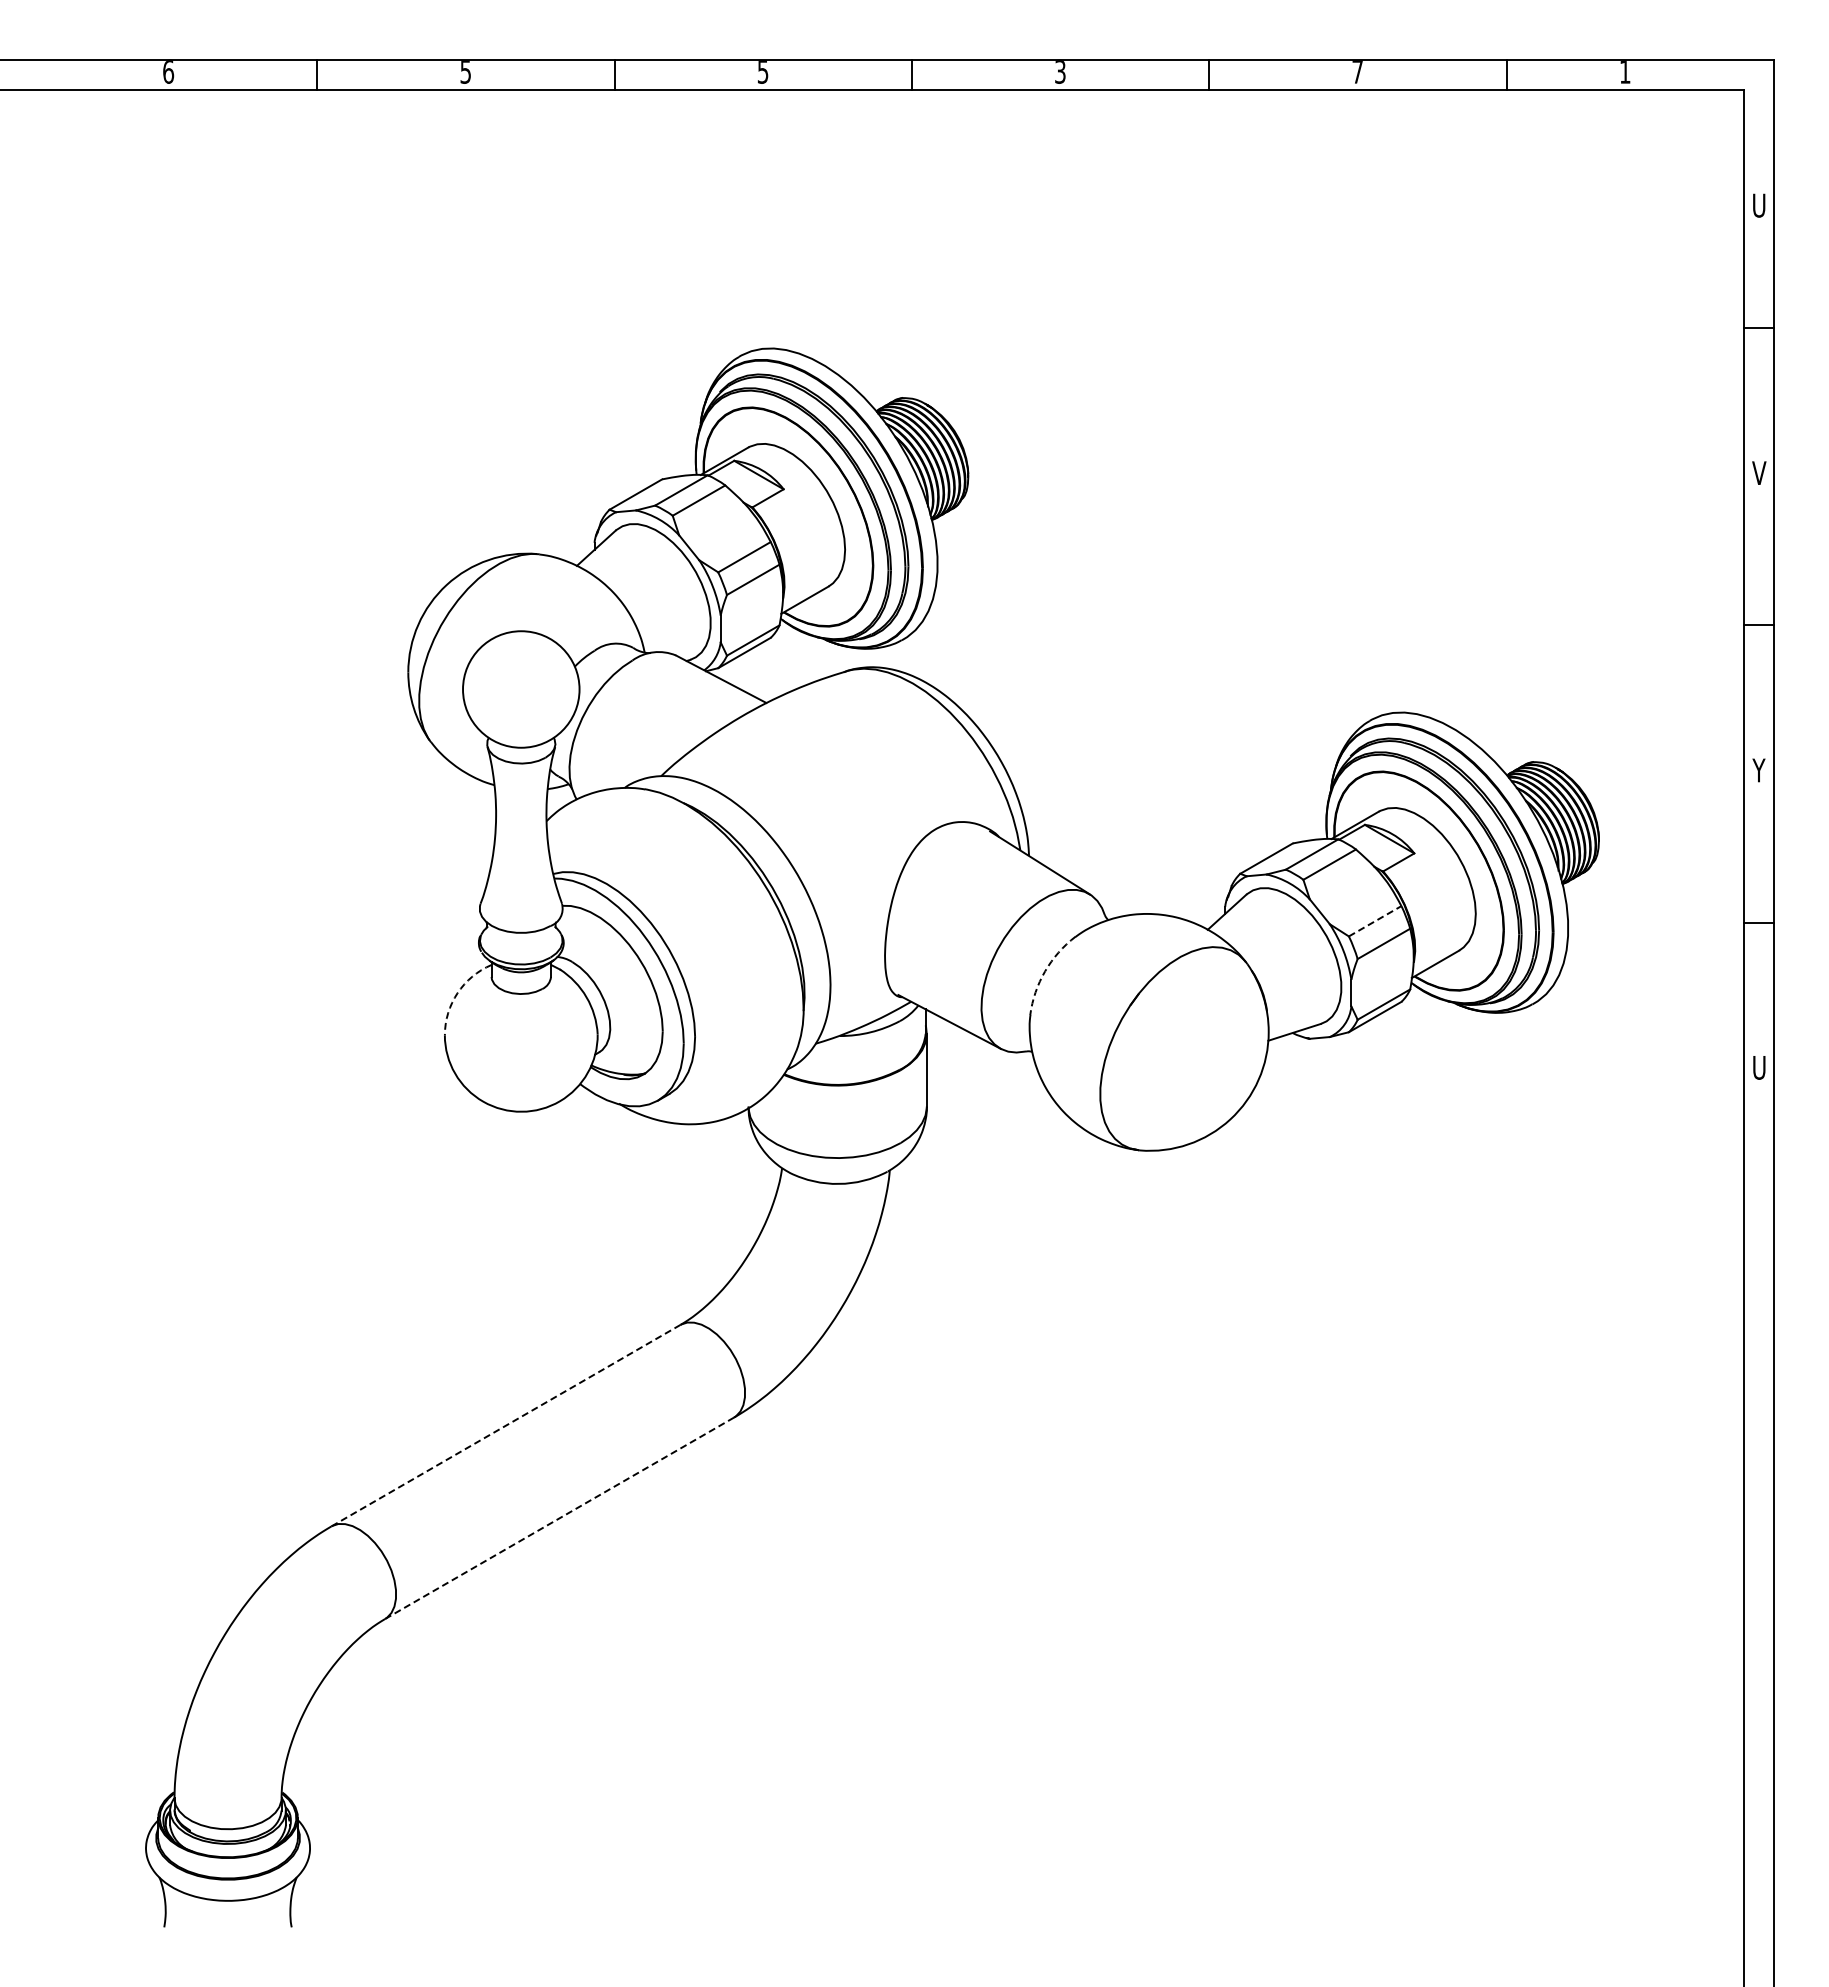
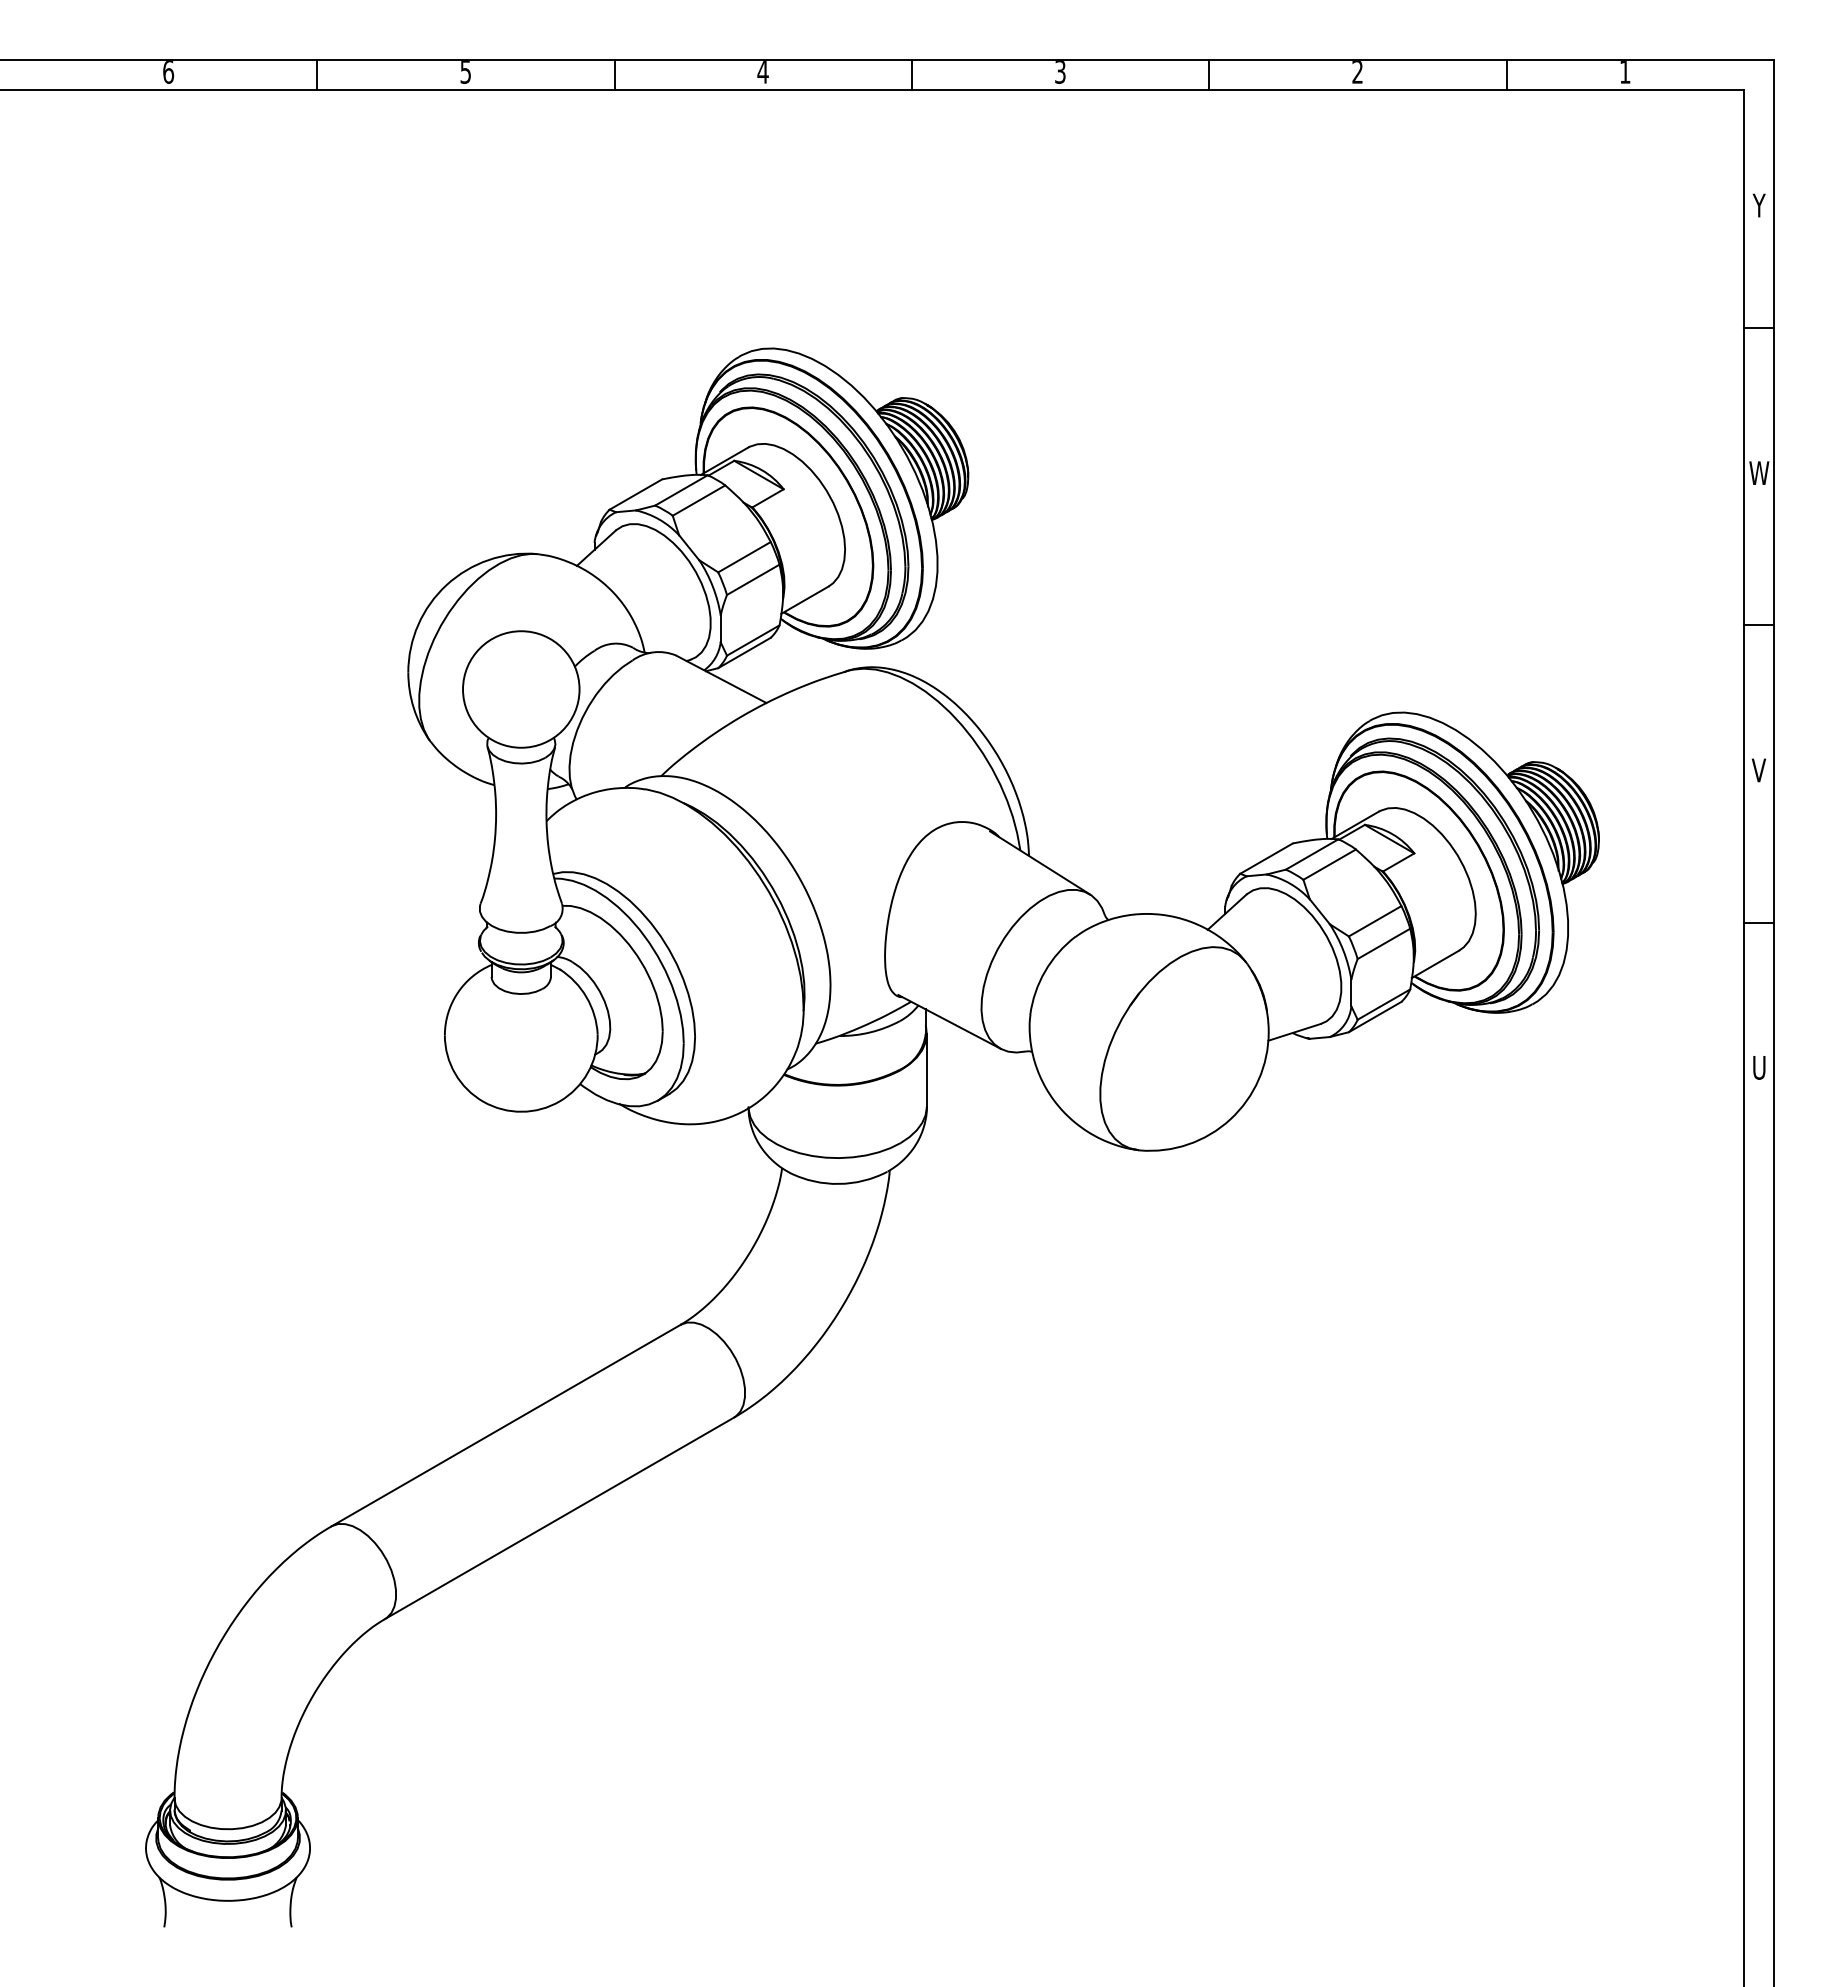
text: 5 -> 4 (762, 72)
text: 7 -> 2 (1357, 72)
text: U -> Y (1758, 205)
text: V -> W (1759, 472)
text: Y -> V (1758, 769)
line: dashed -> solid (1375, 921)
arc: dashed -> solid (1045, 971)
arc: dashed -> solid (457, 993)
line: dashed -> solid (505, 1425)
line: dashed -> solid (560, 1518)
